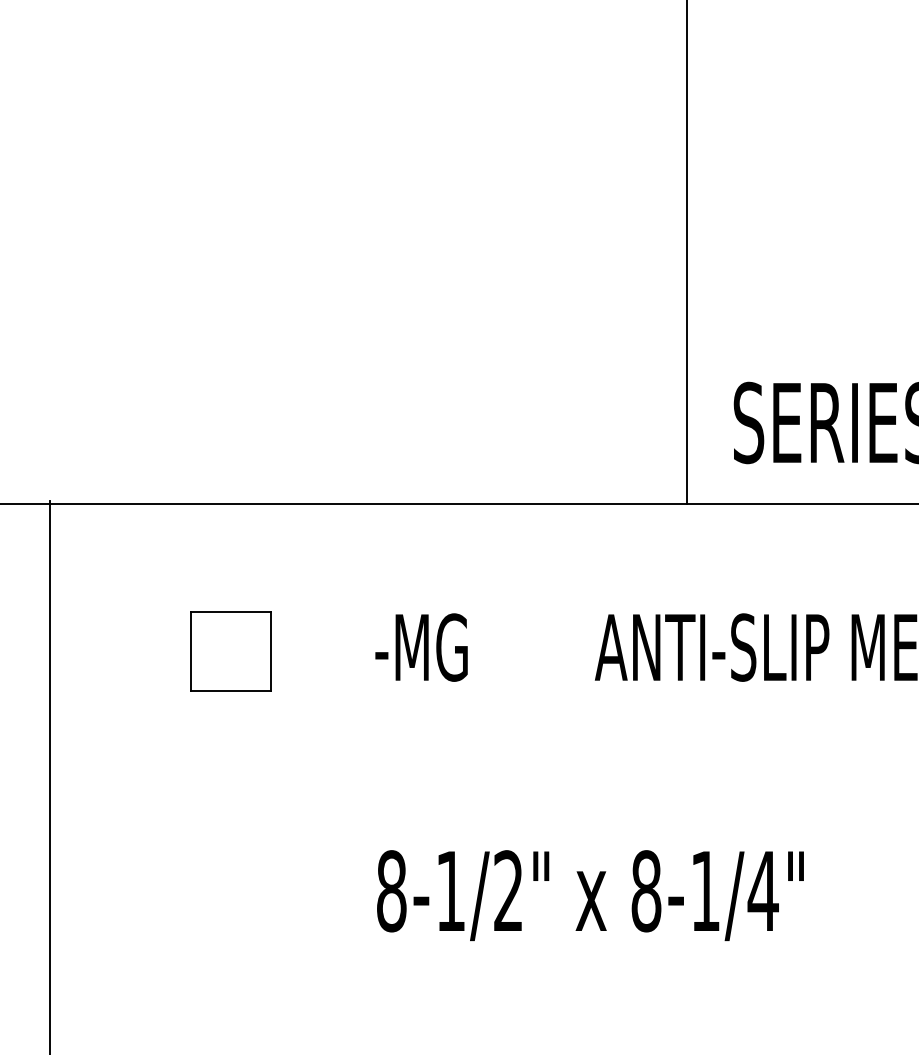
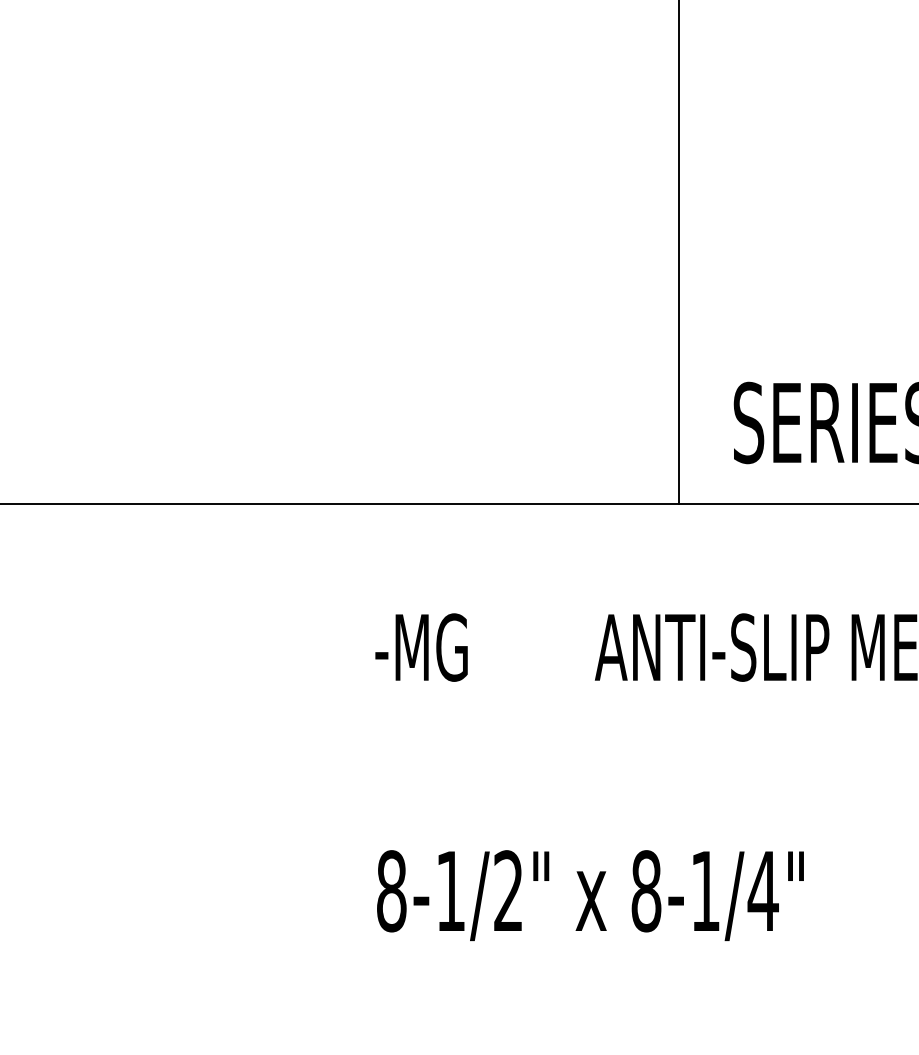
line position: (686, 252) -> (678, 252) (678, 252)
part: present -> none (230, 651)
line: present -> none (49, 776)
